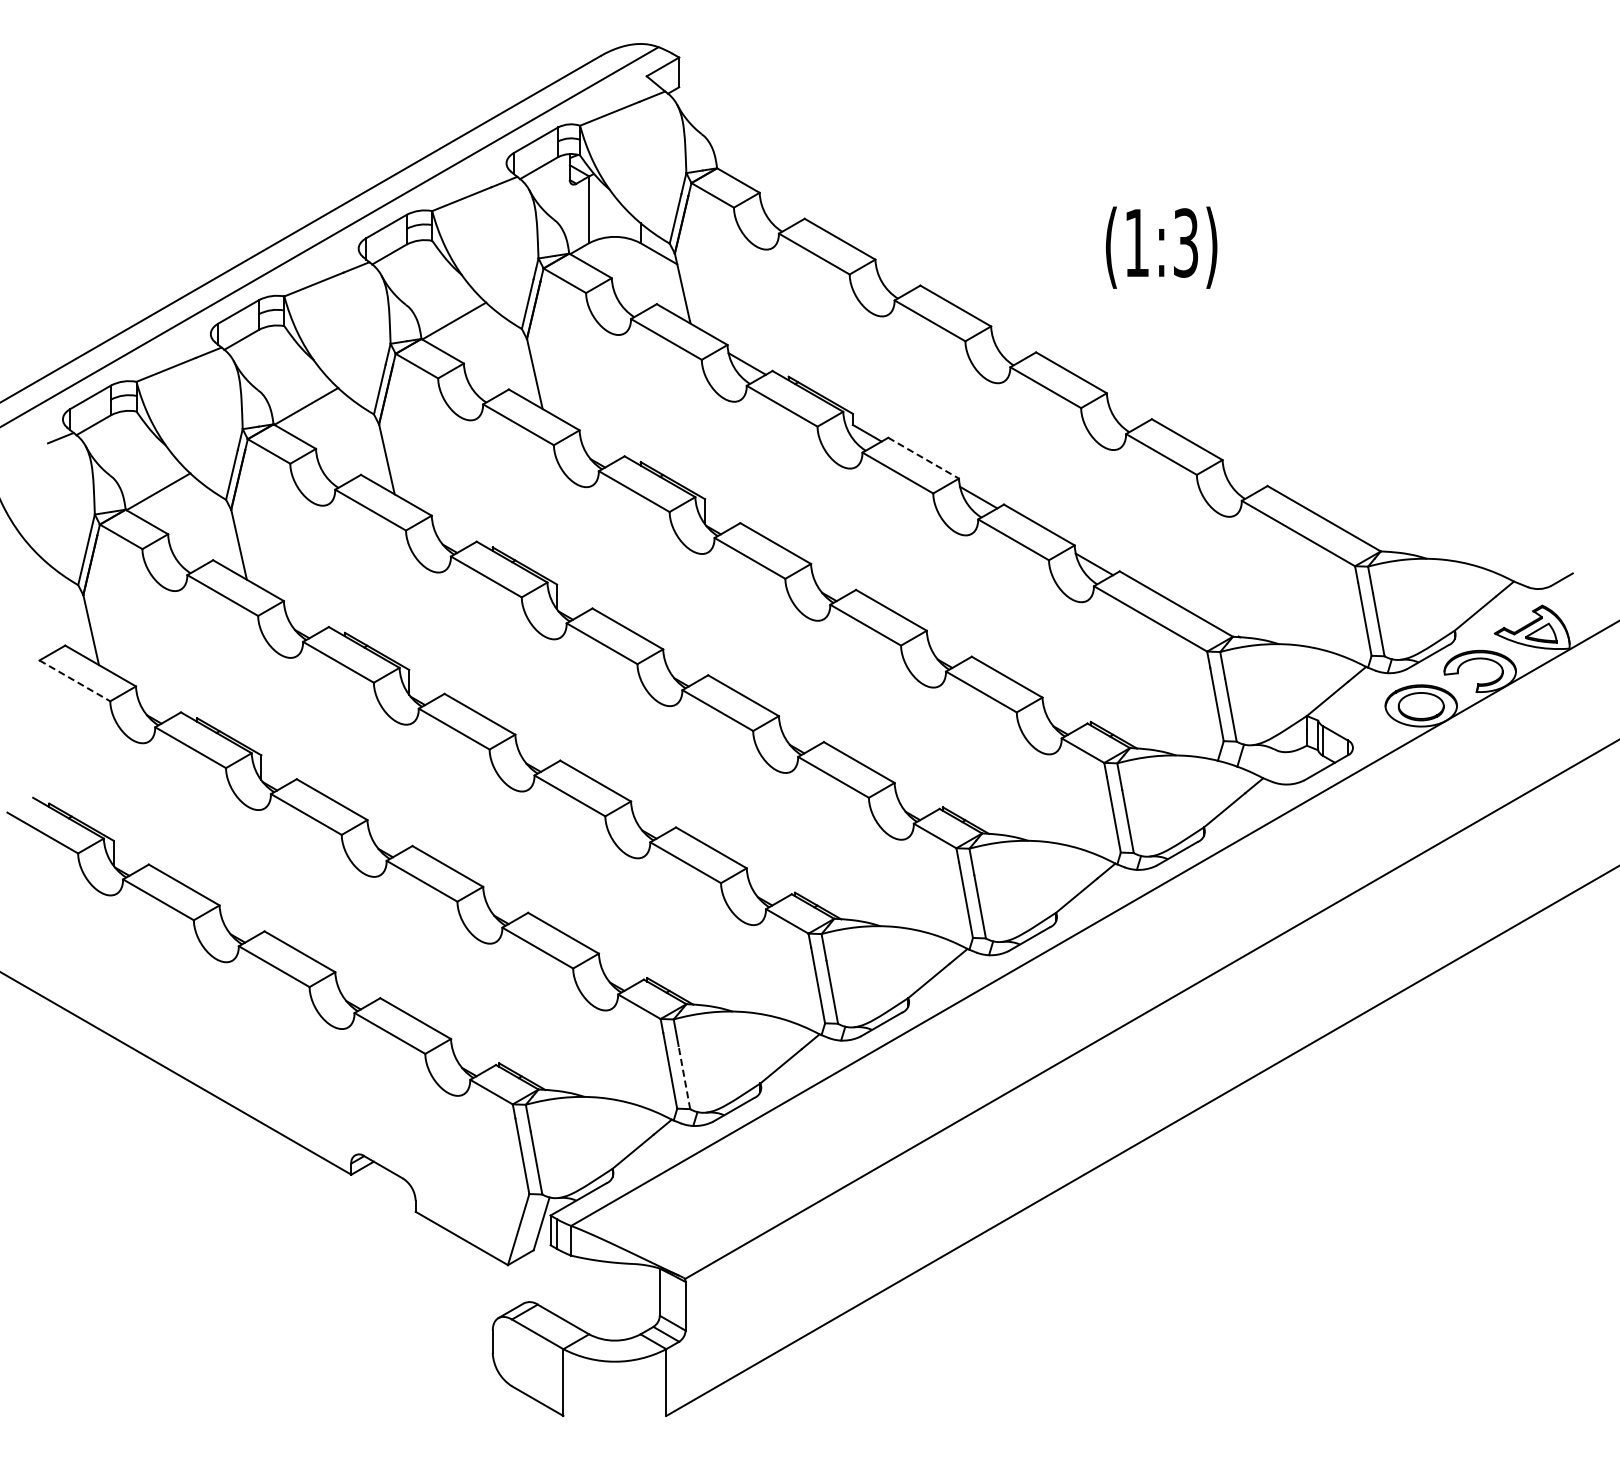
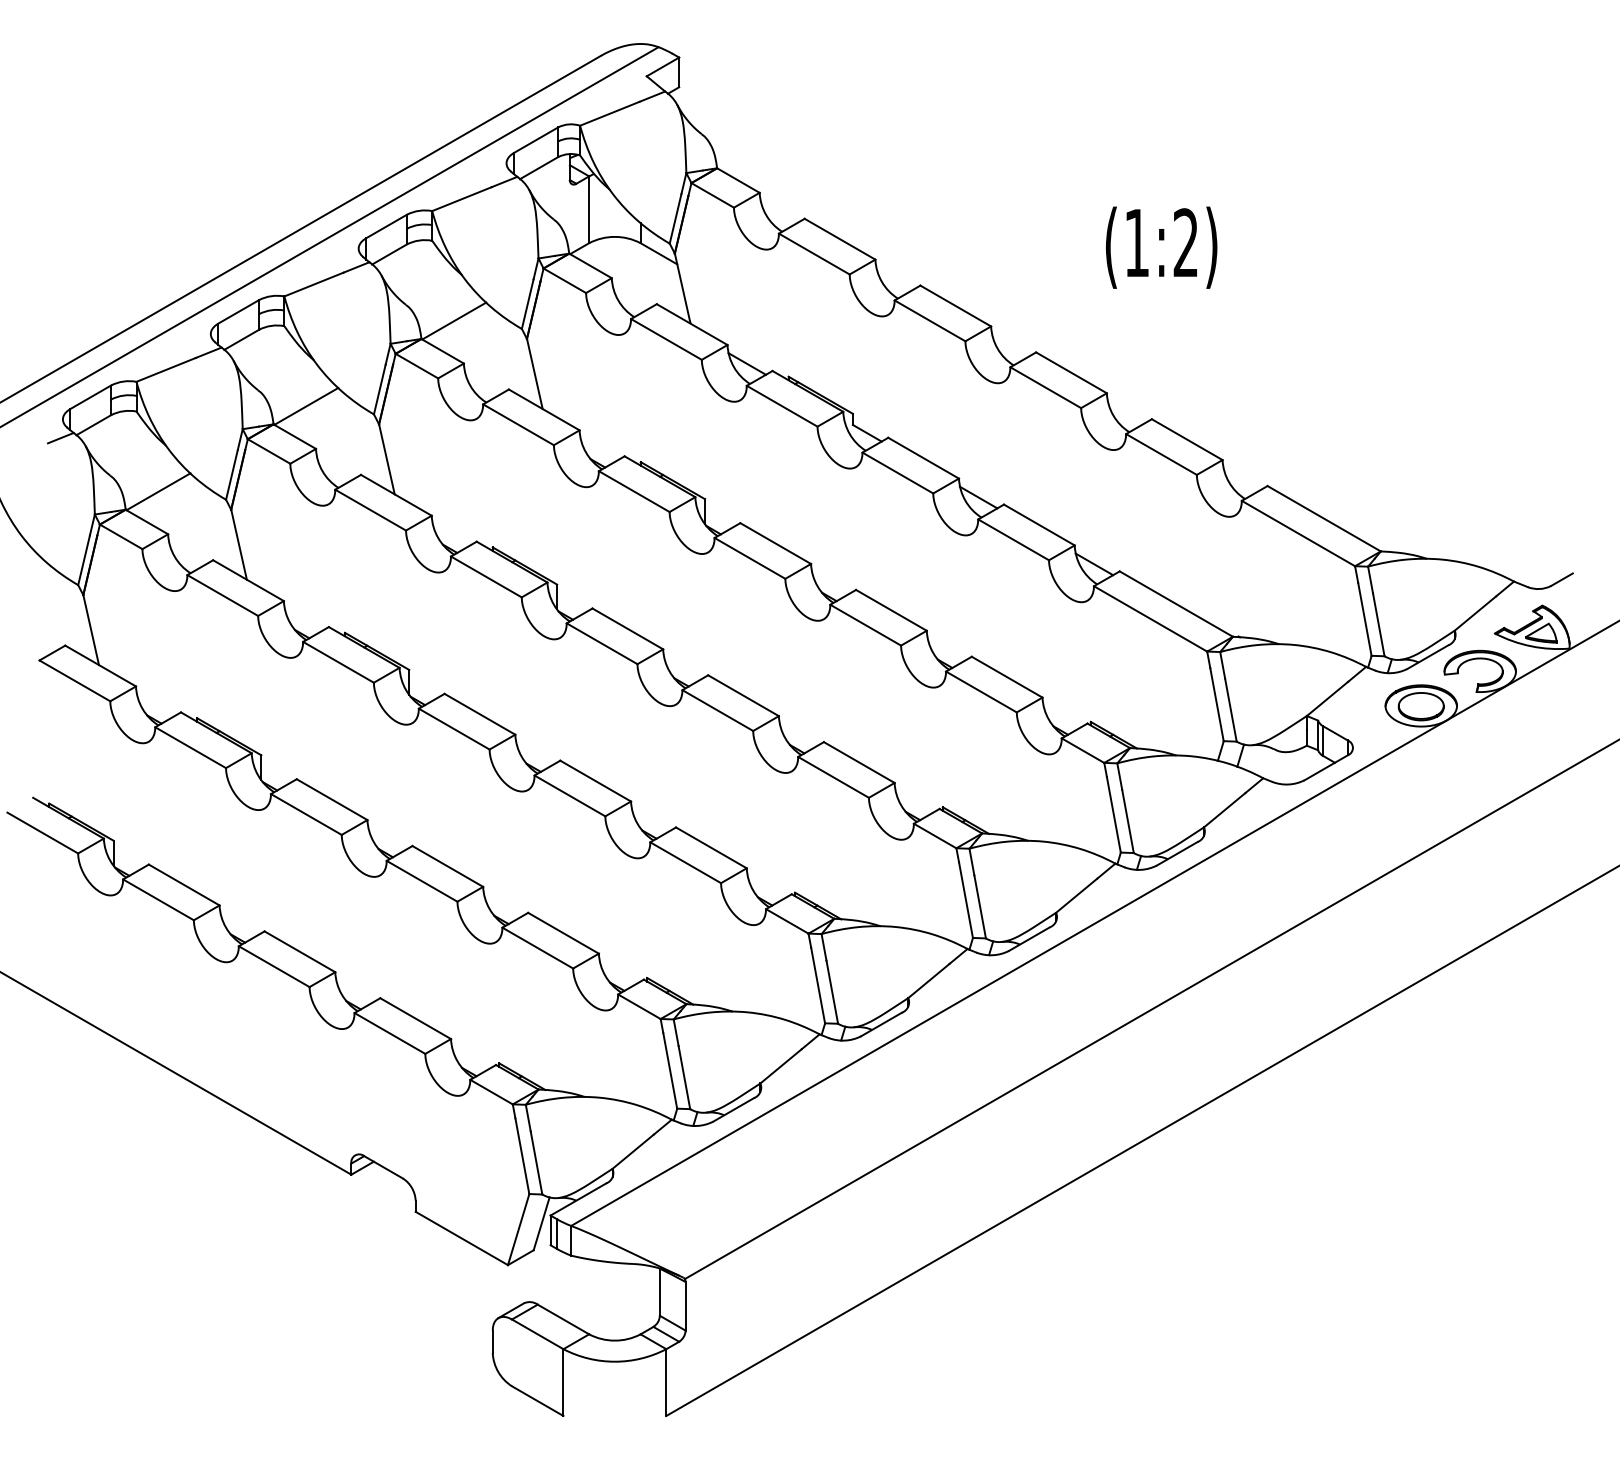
text: (1:3) -> (1:2) (1185, 242)
line: dashed -> solid (923, 458)
line: dashed -> solid (74, 680)
line: dashed -> solid (684, 1077)
